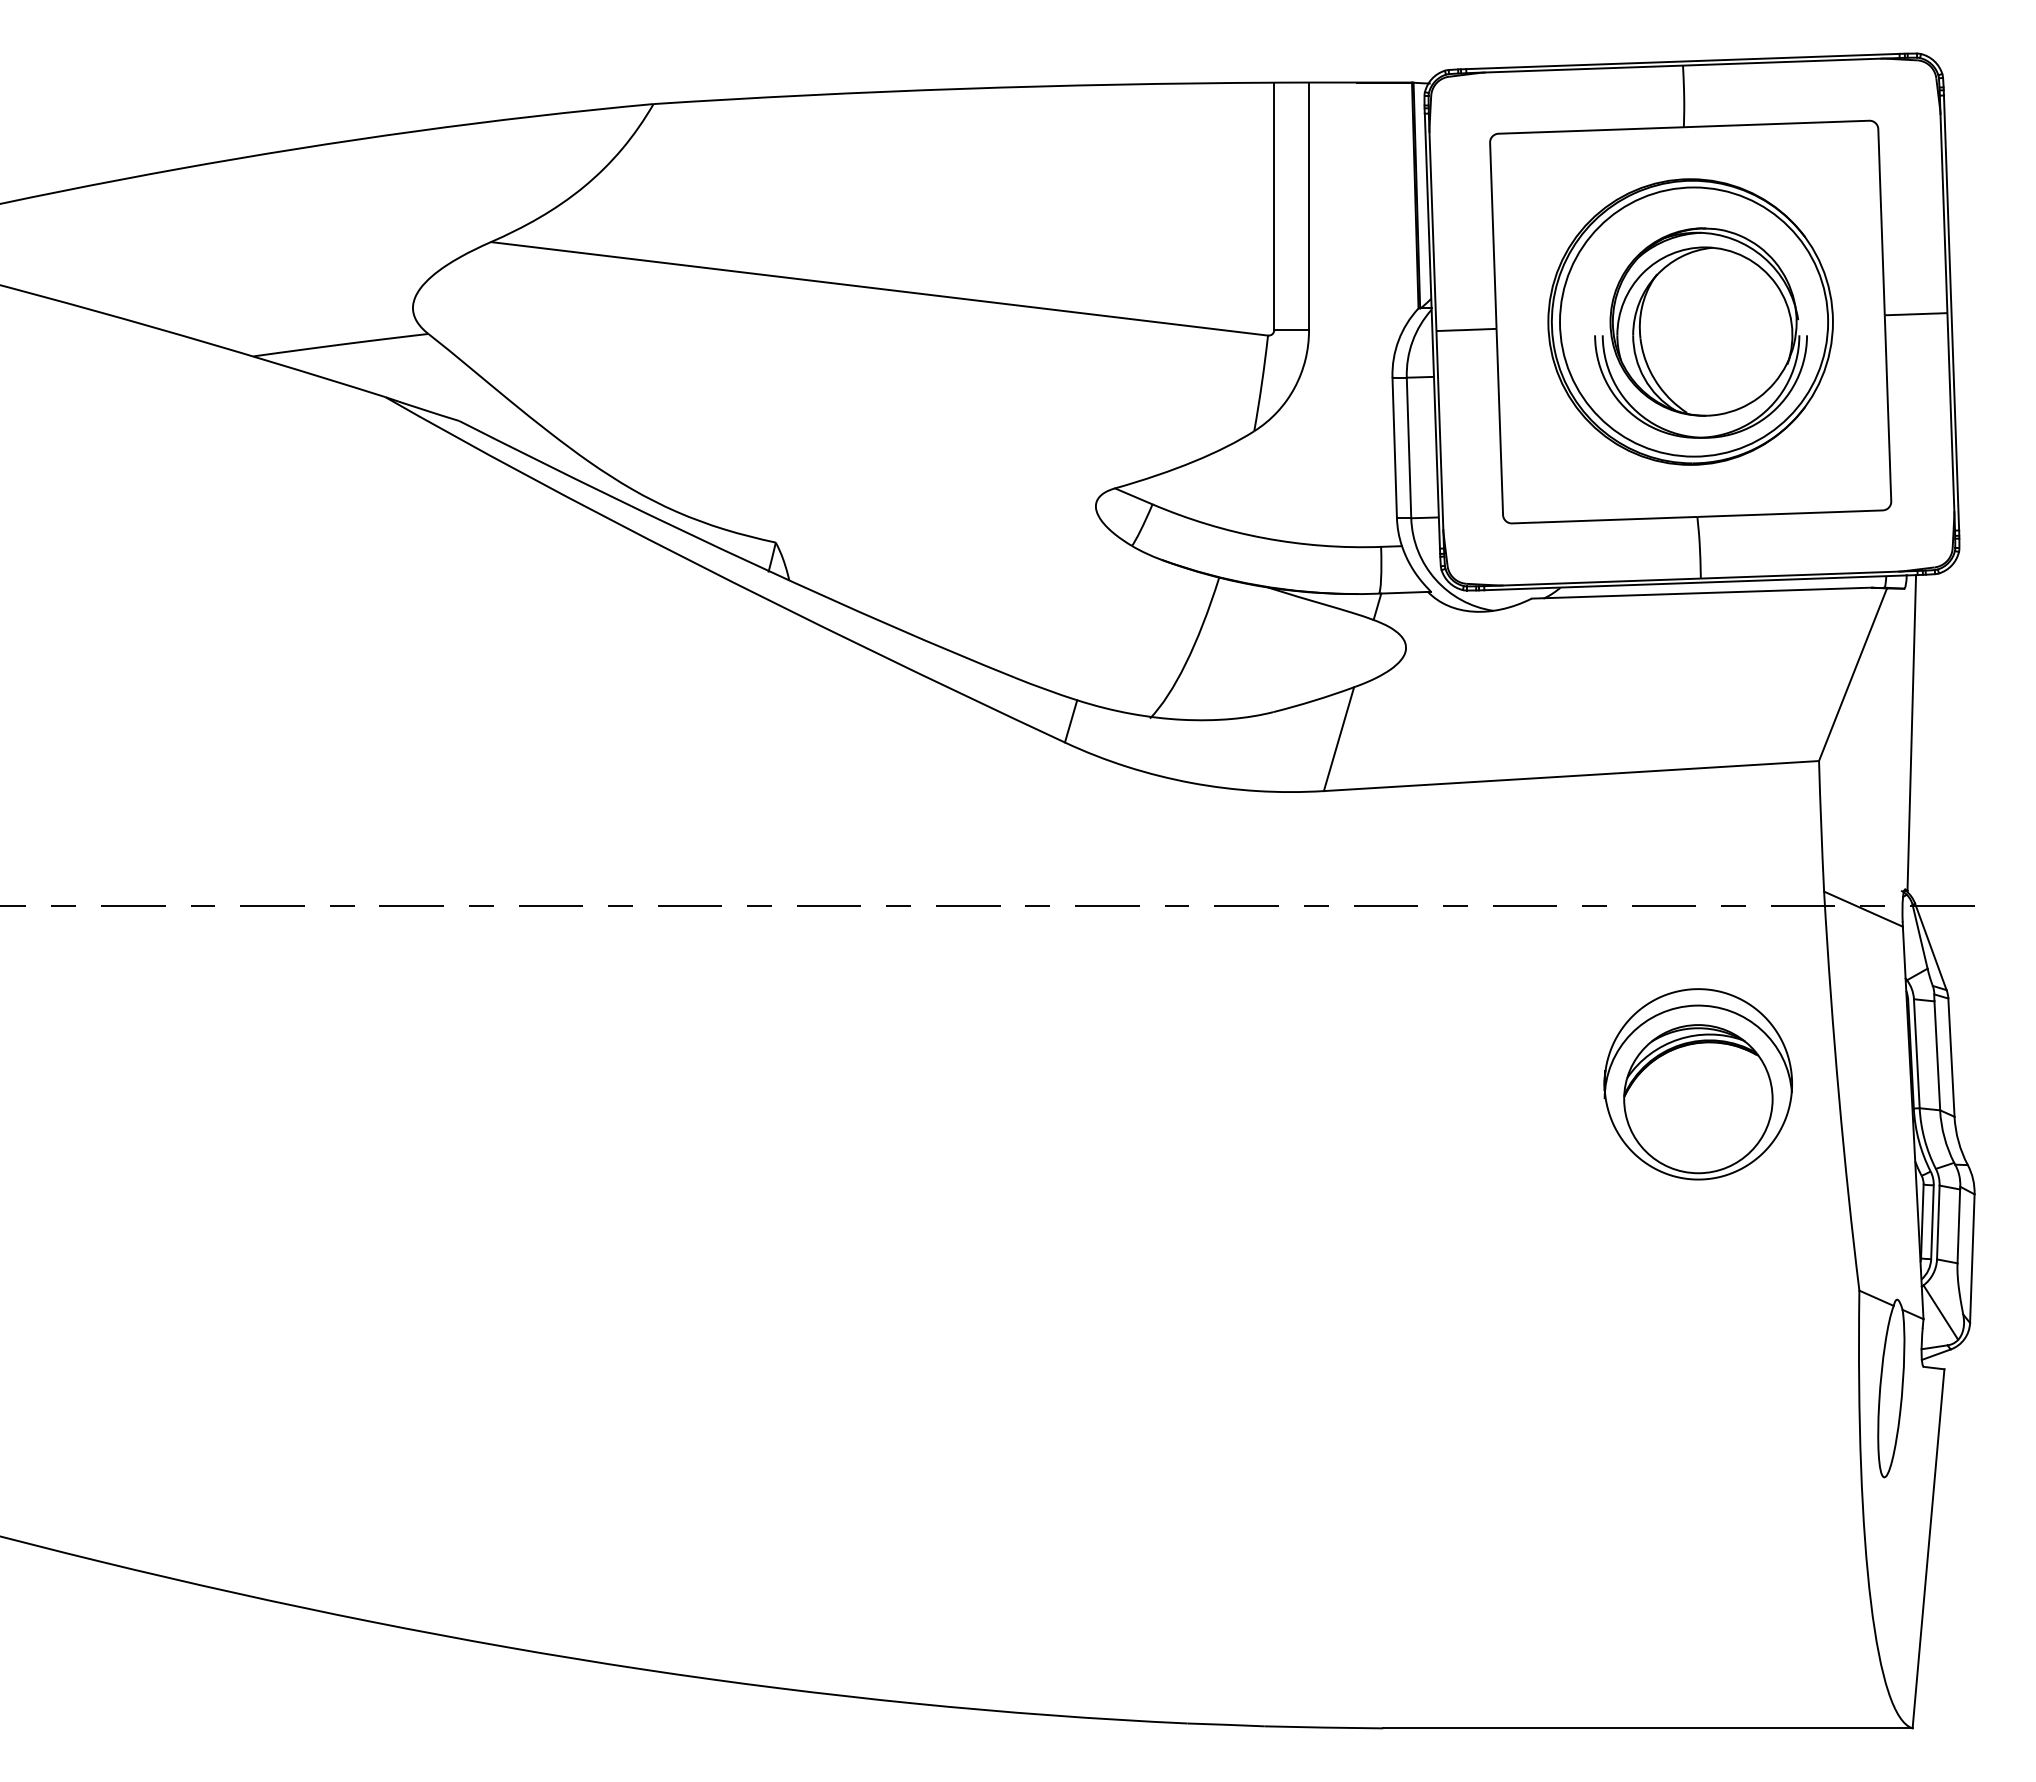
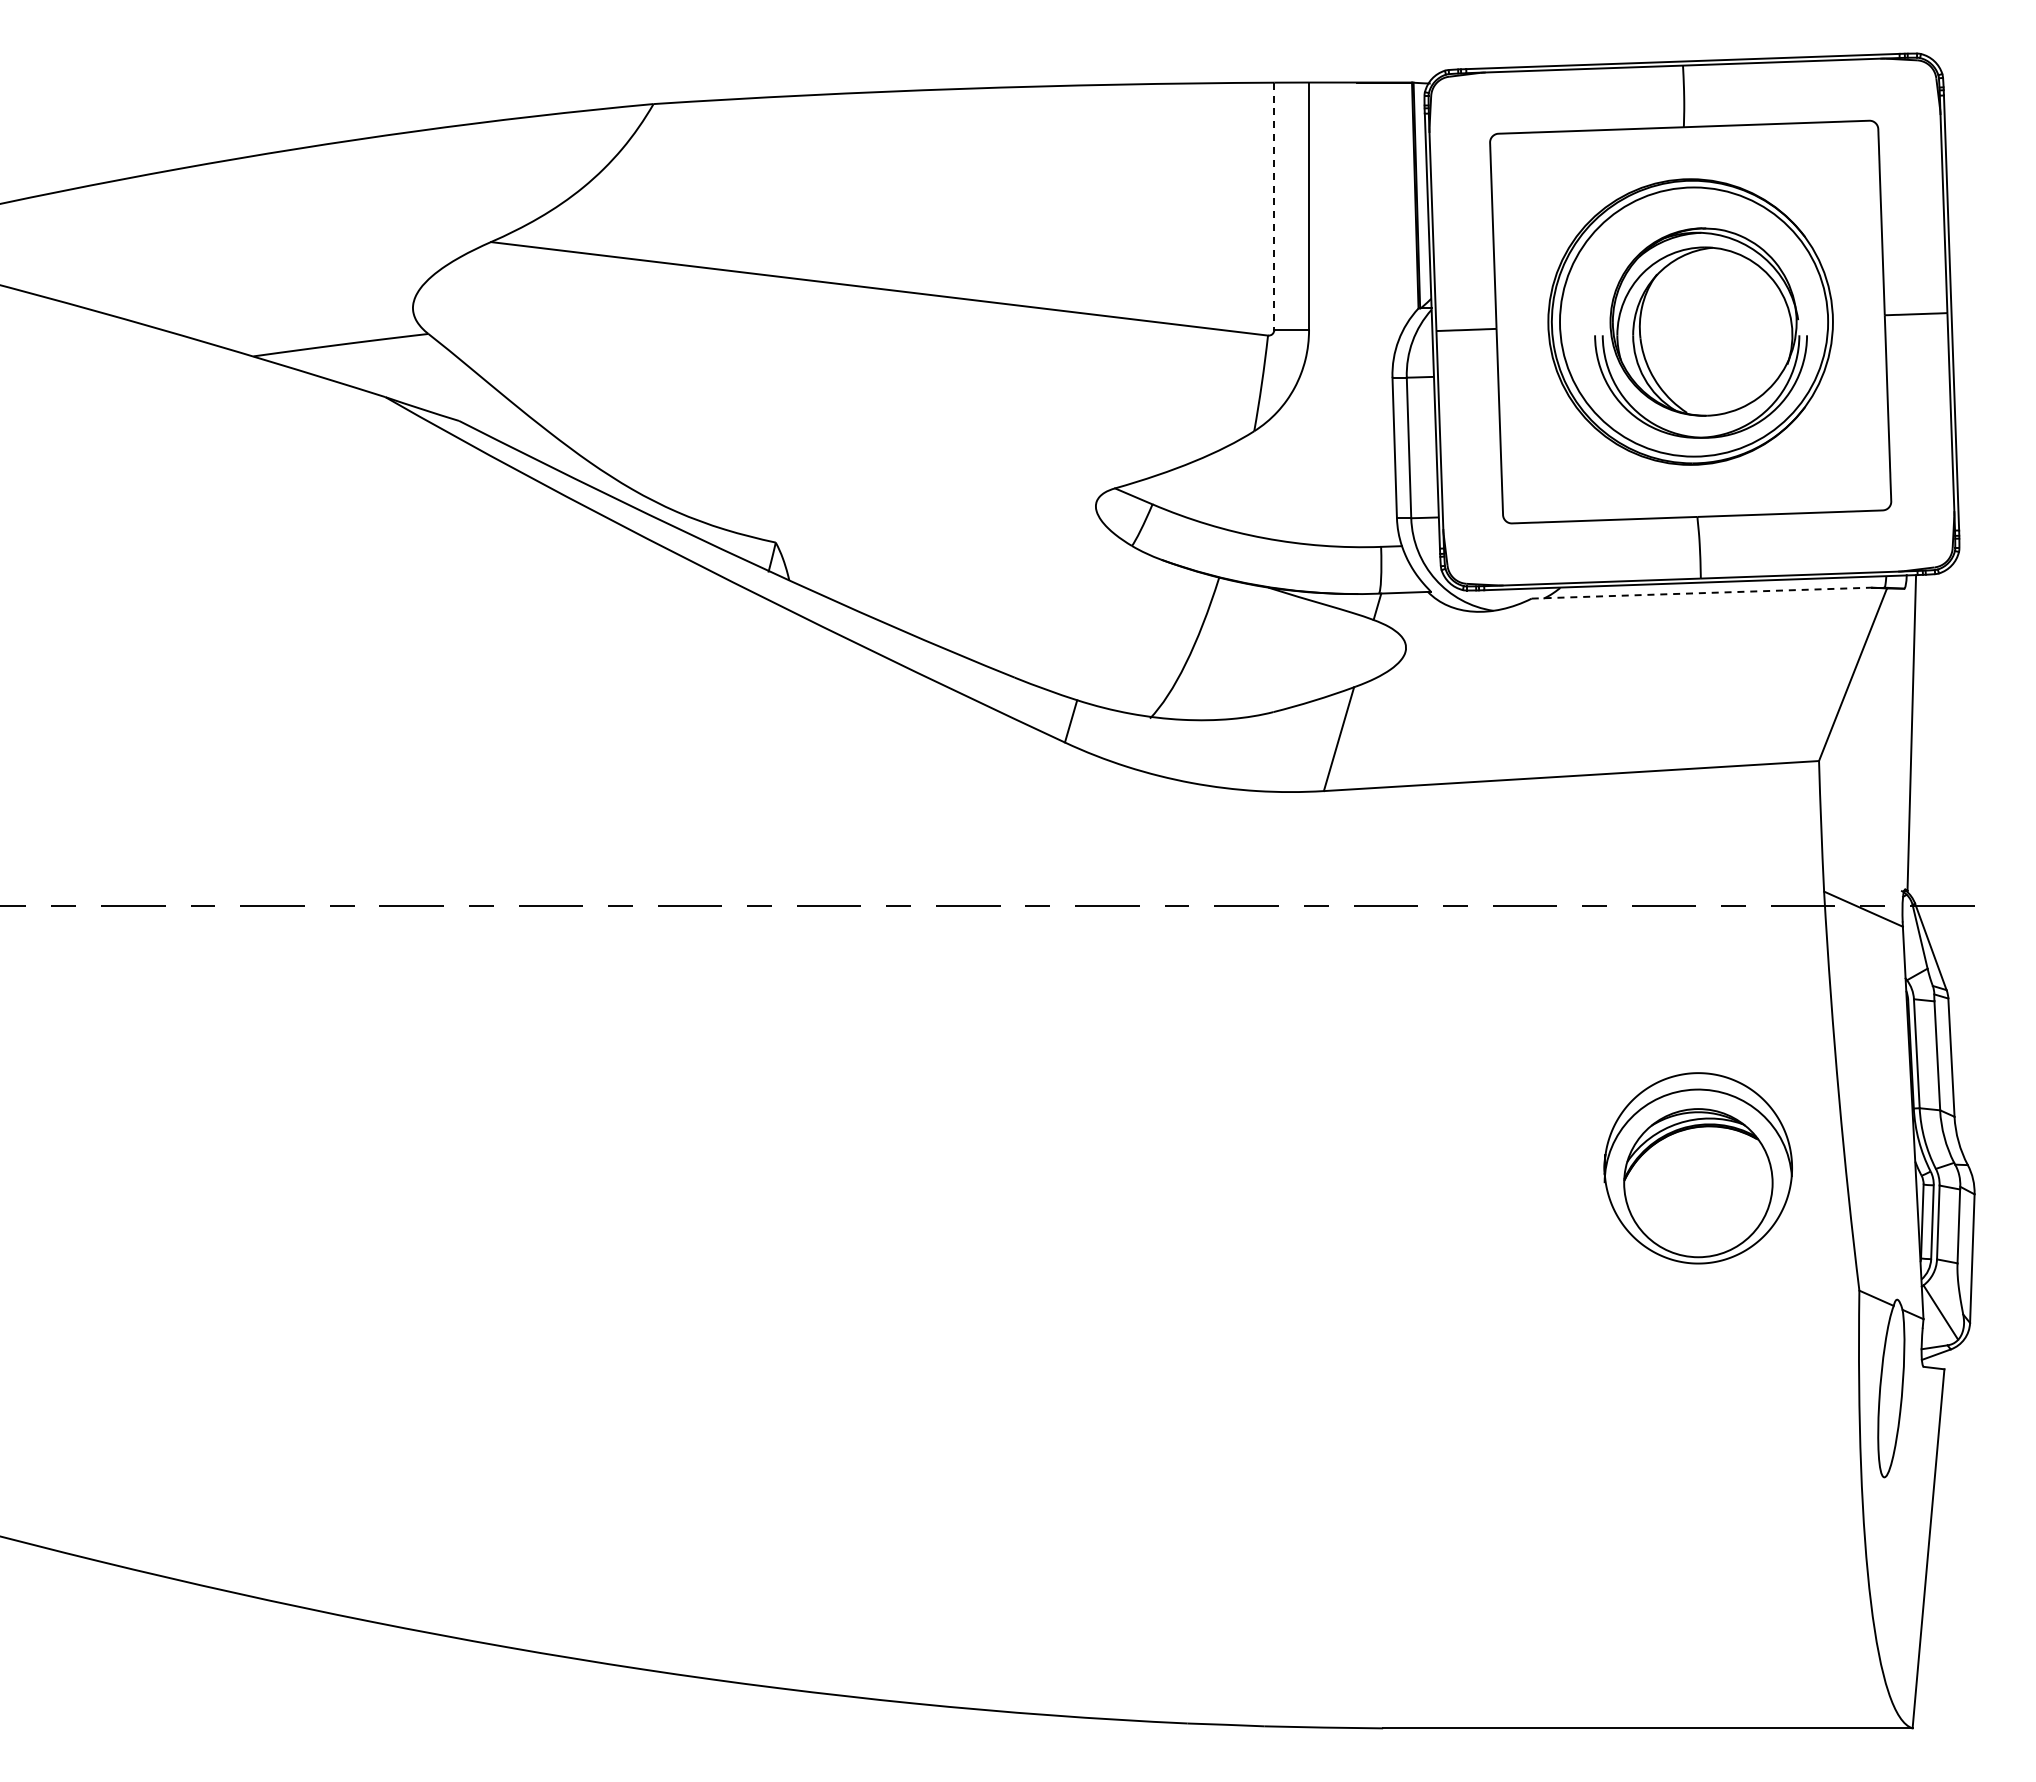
line: solid -> dashed (1274, 206)
line: solid -> dashed (1702, 593)
part position: (1697, 1084) -> (1697, 1168) (1697, 1168)
